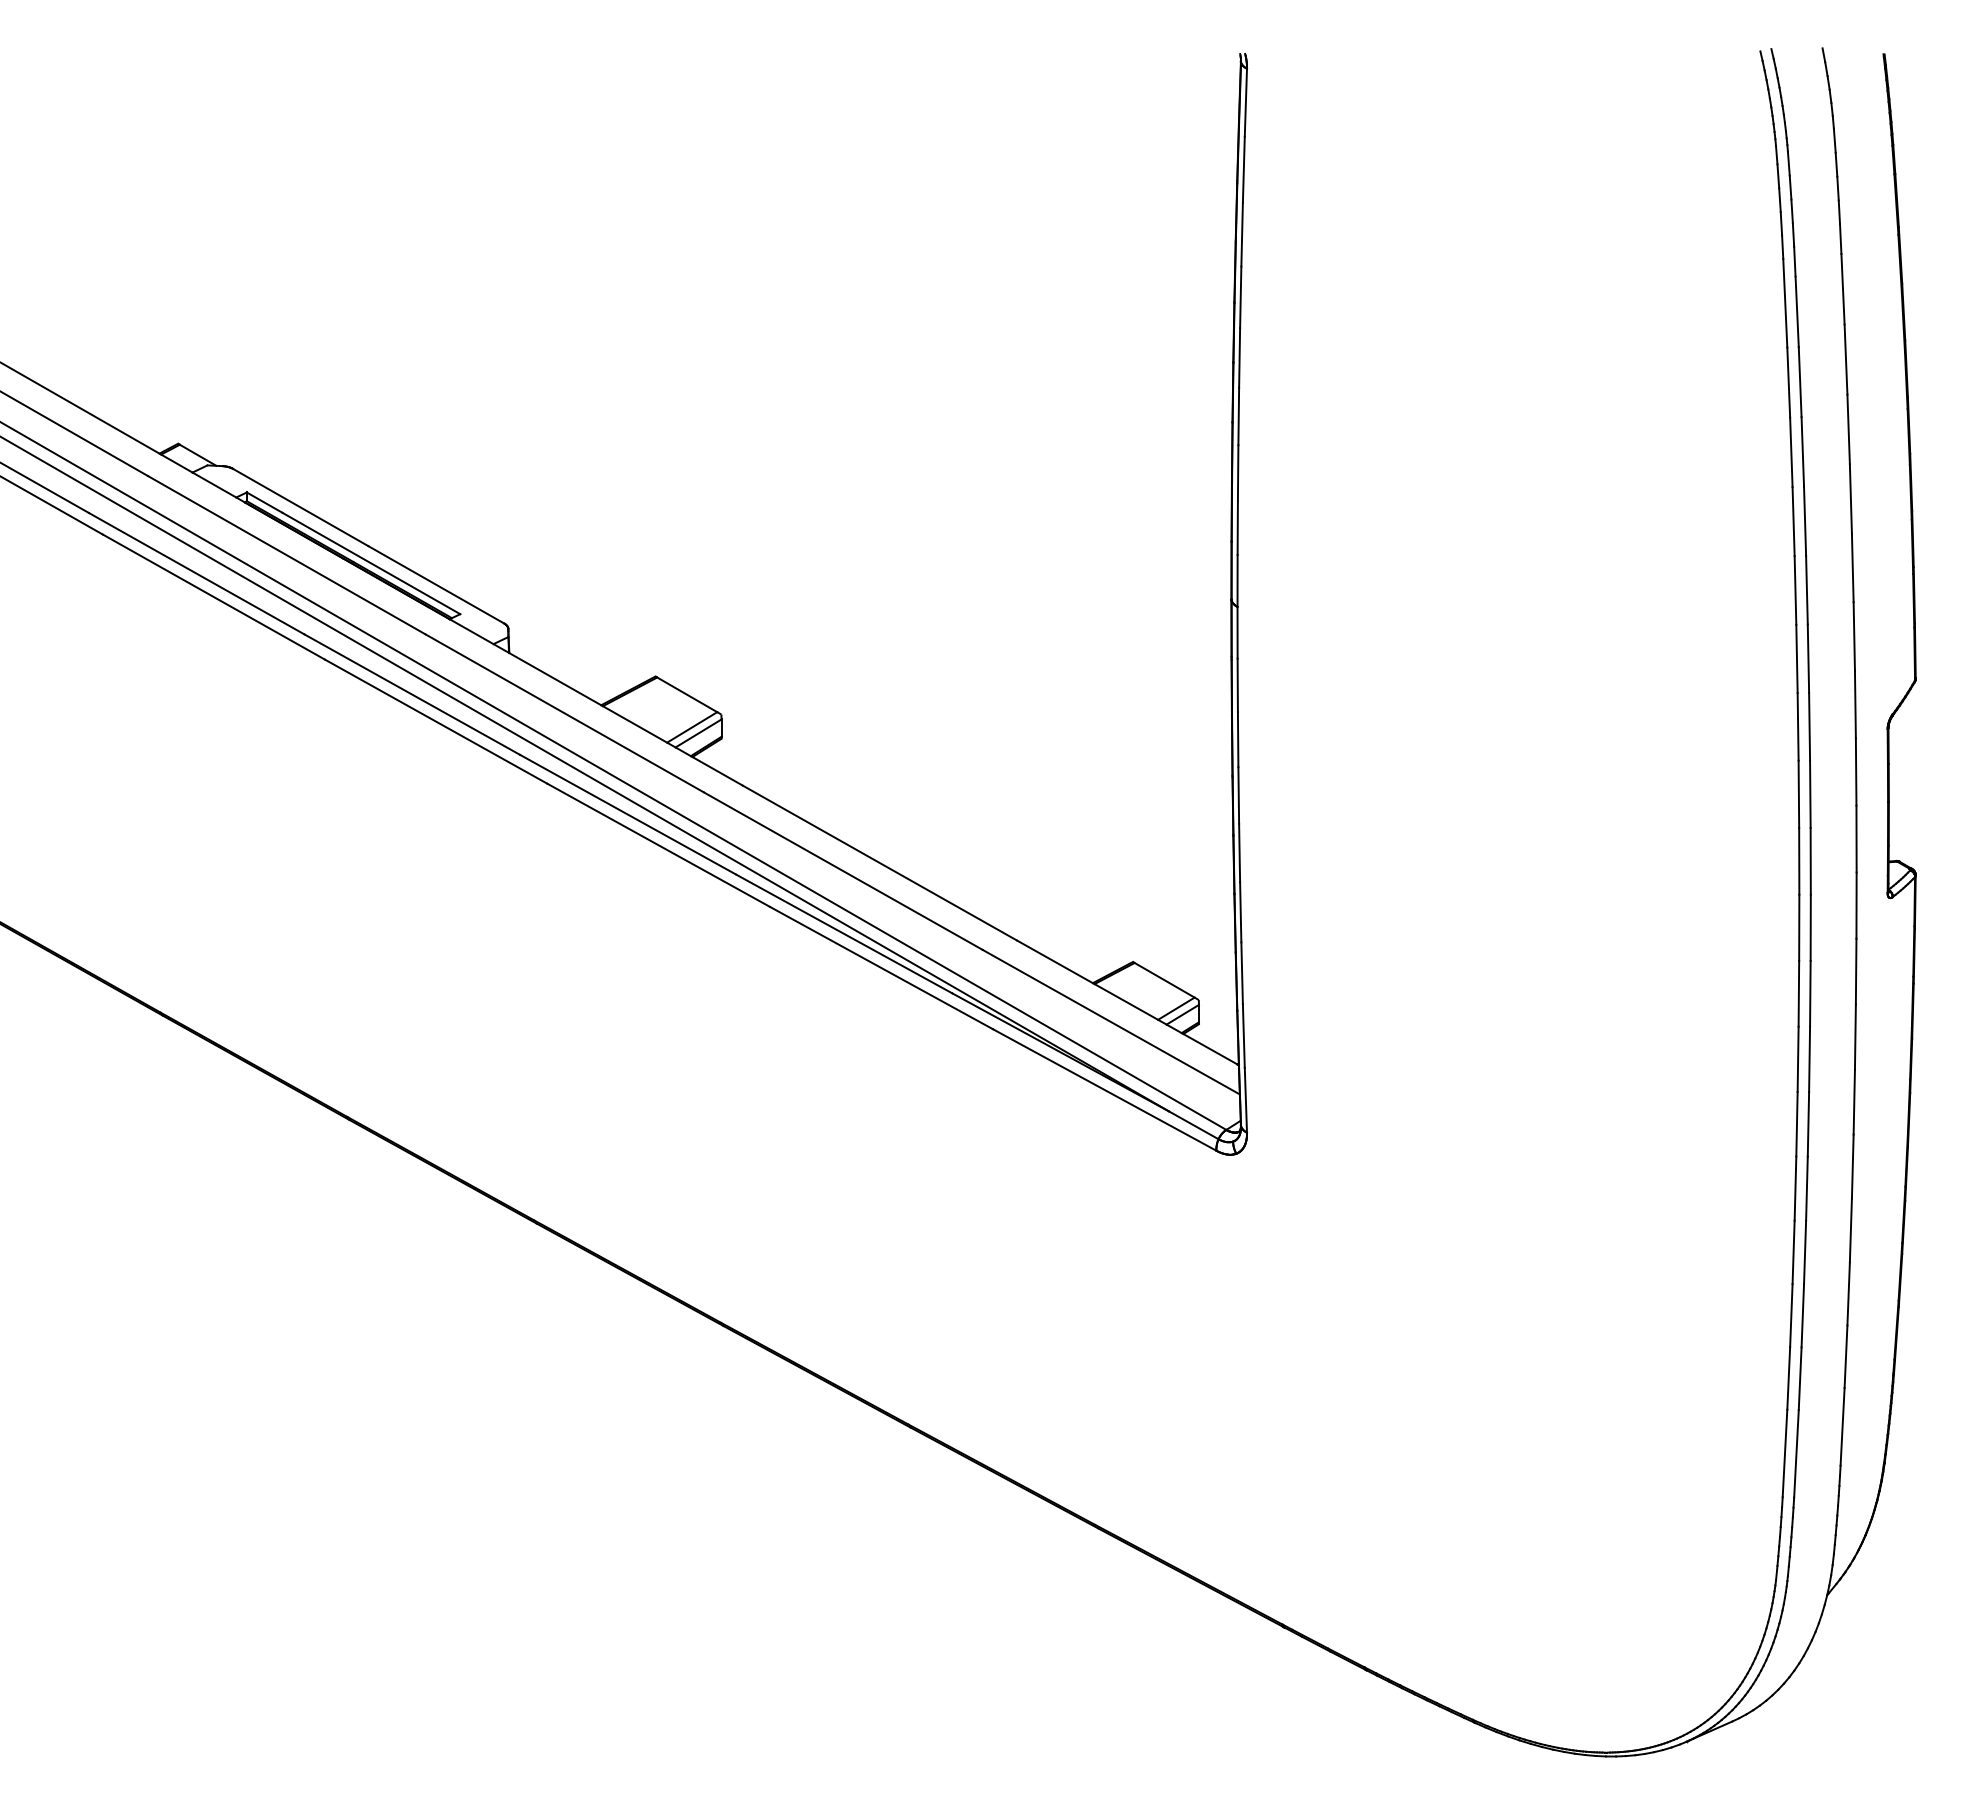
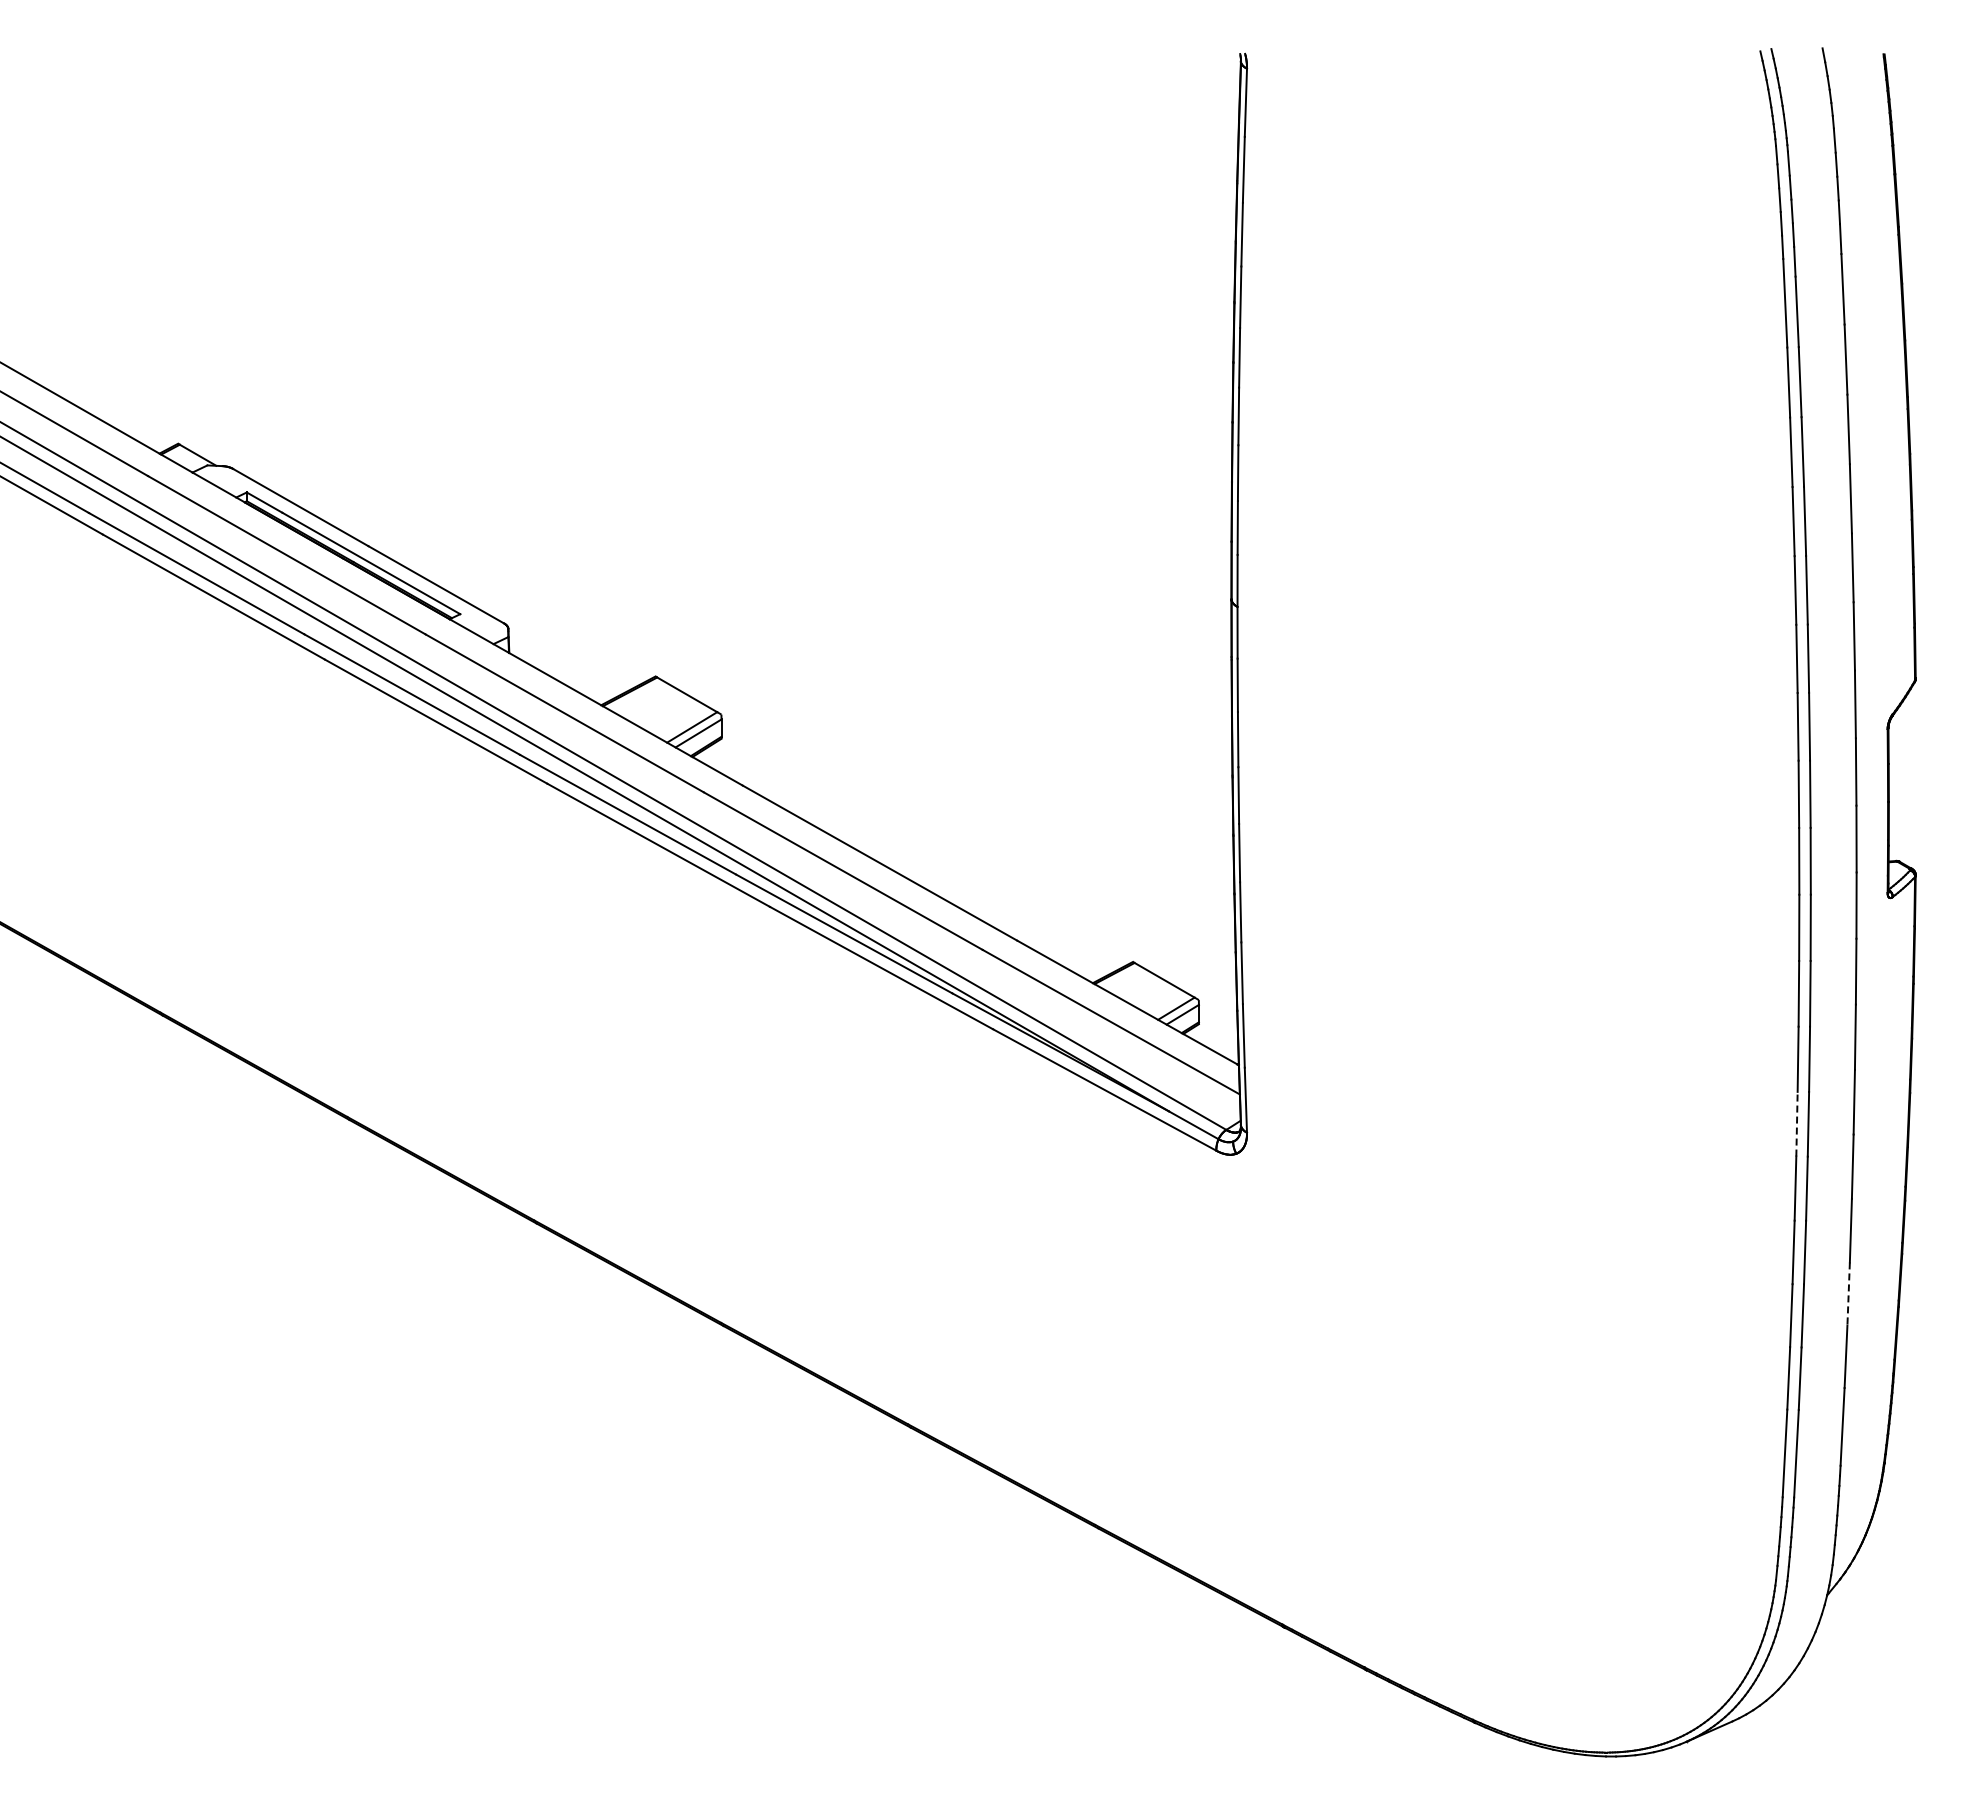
line: solid -> dashed (1796, 1123)
line: solid -> dashed (1848, 1293)
